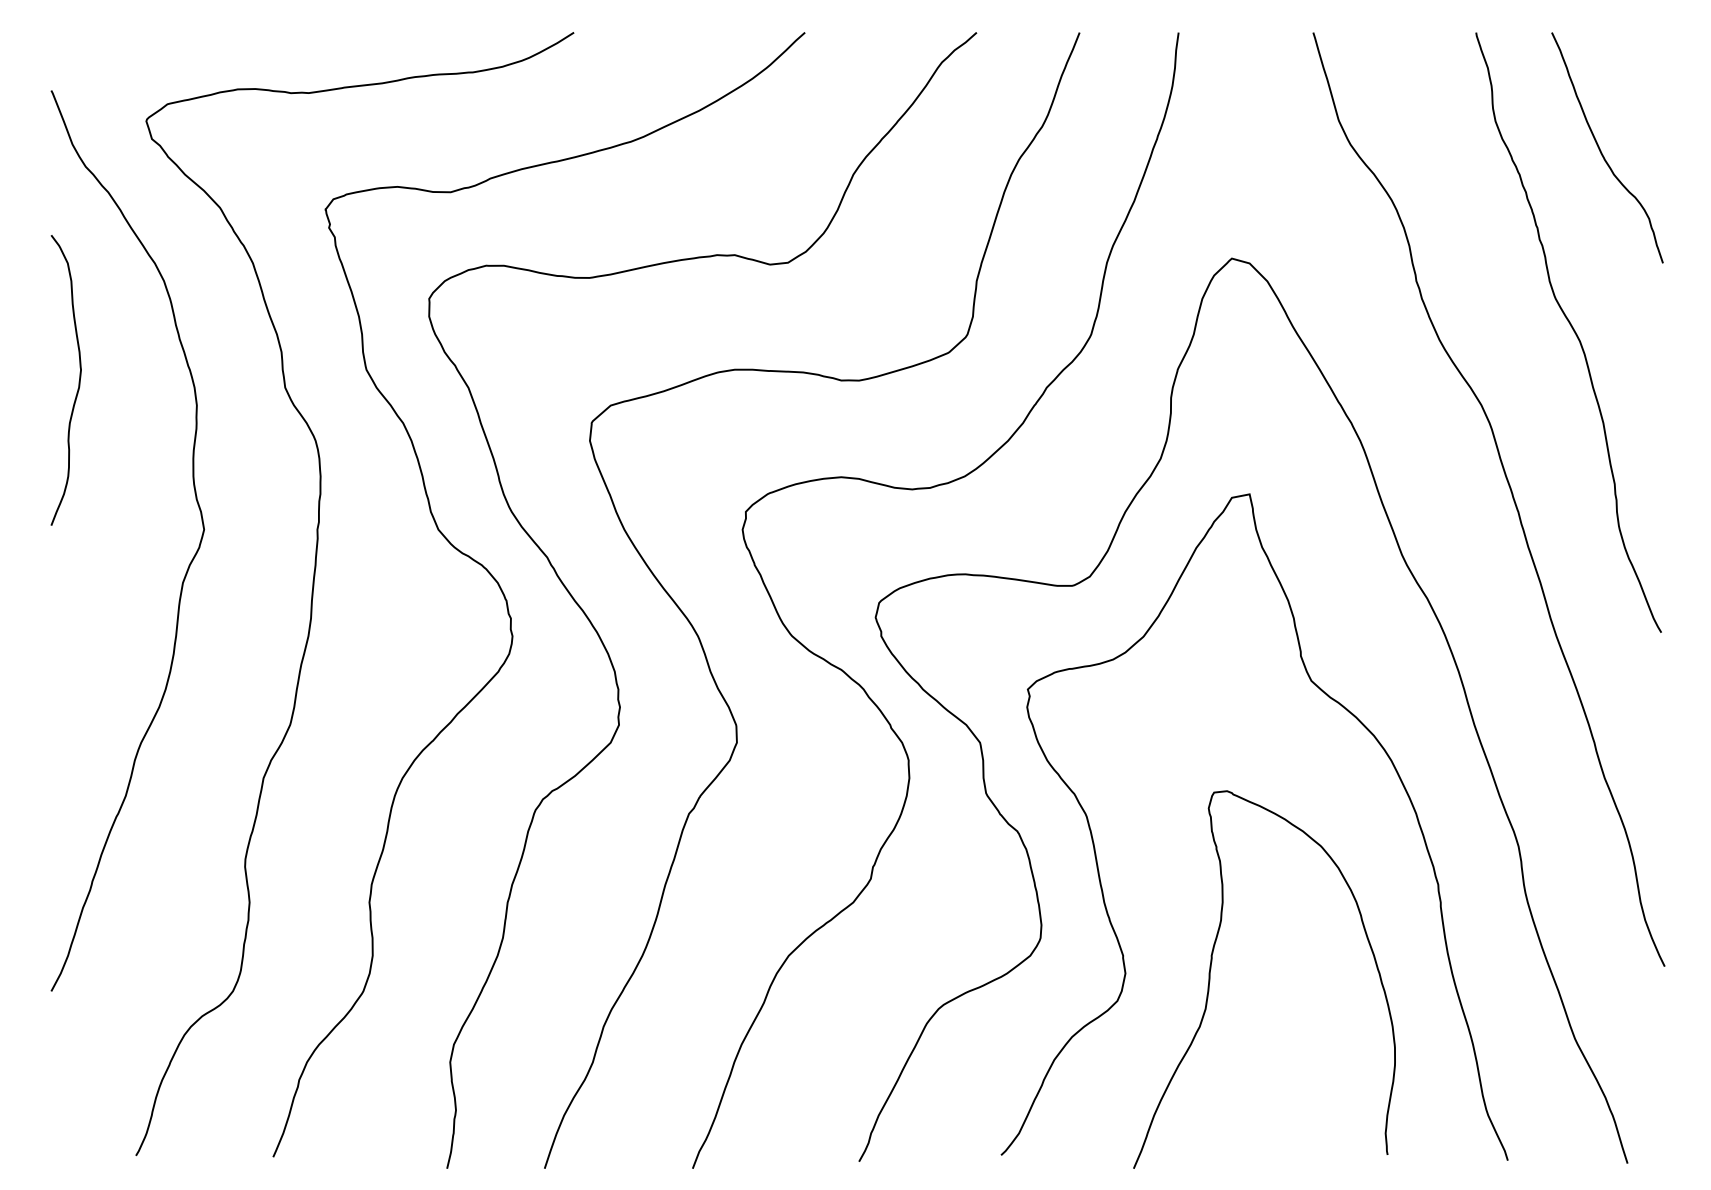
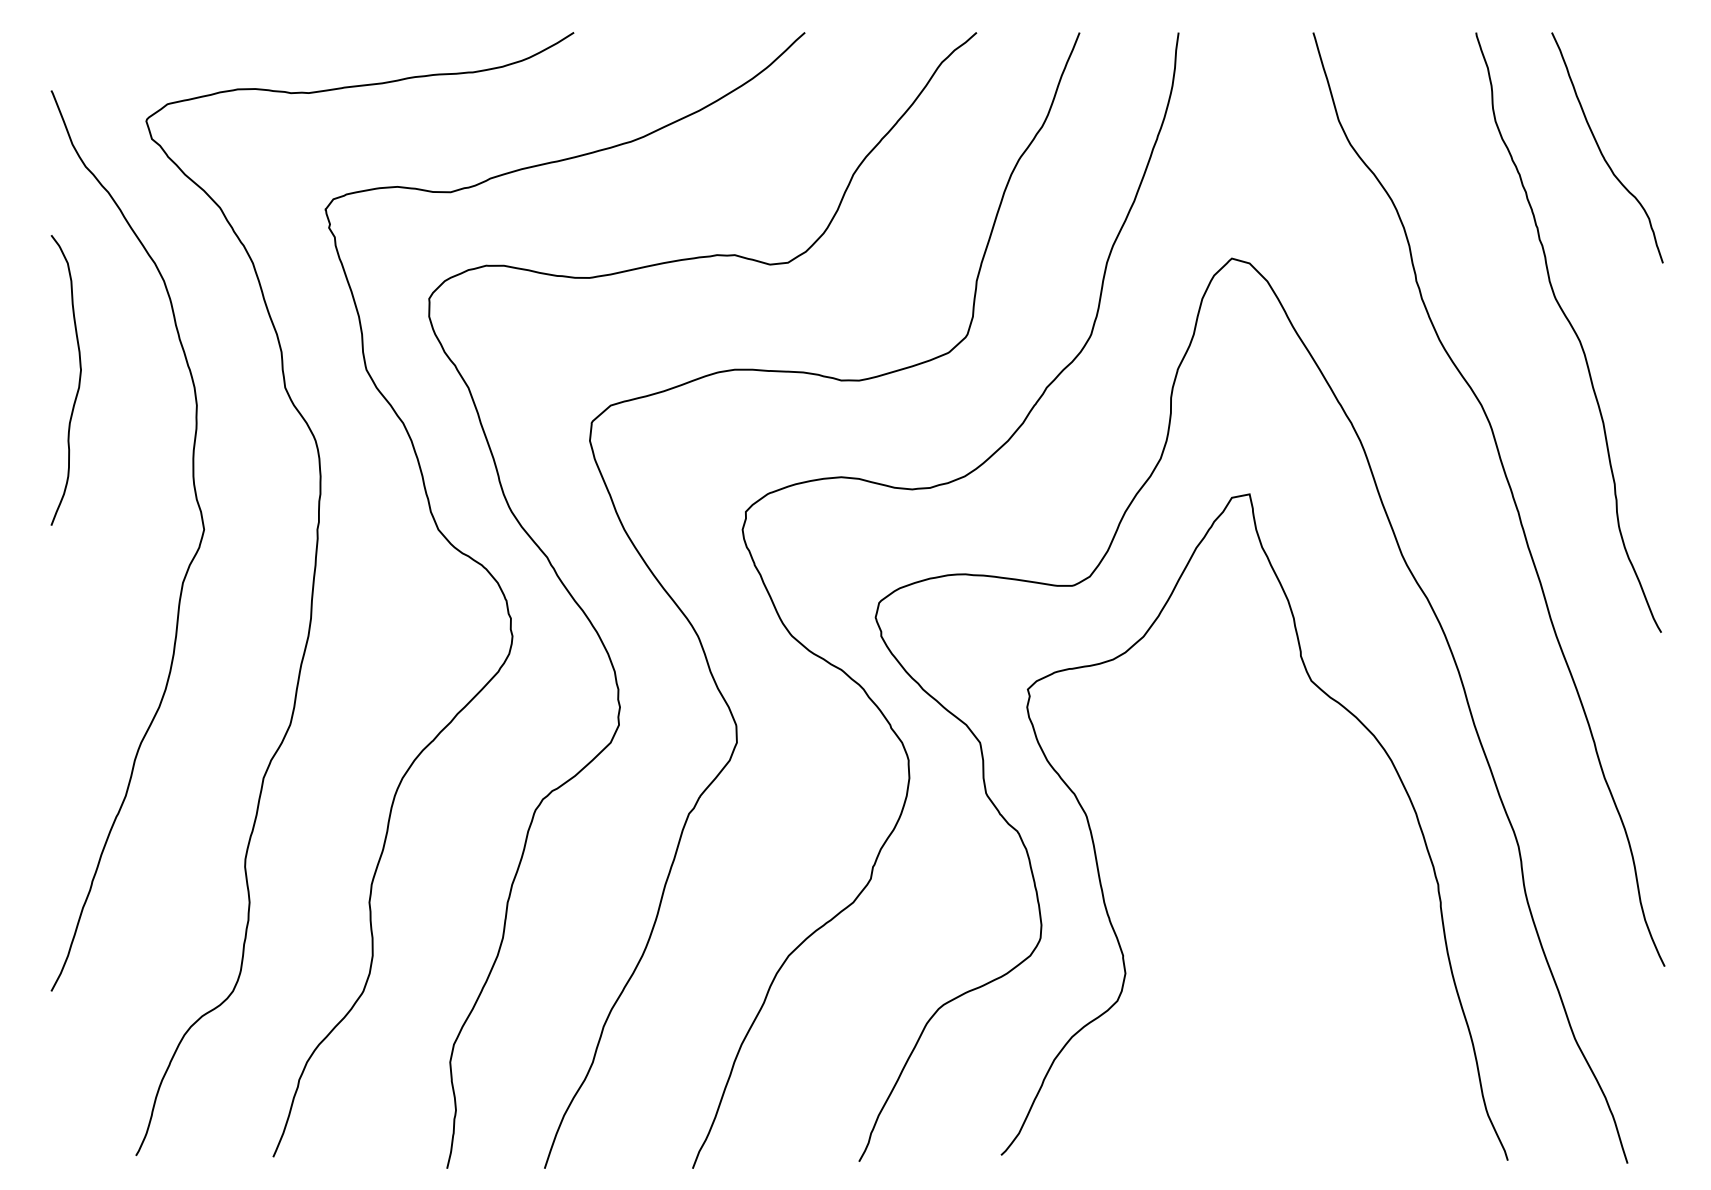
curve: present -> none (1211, 969)
